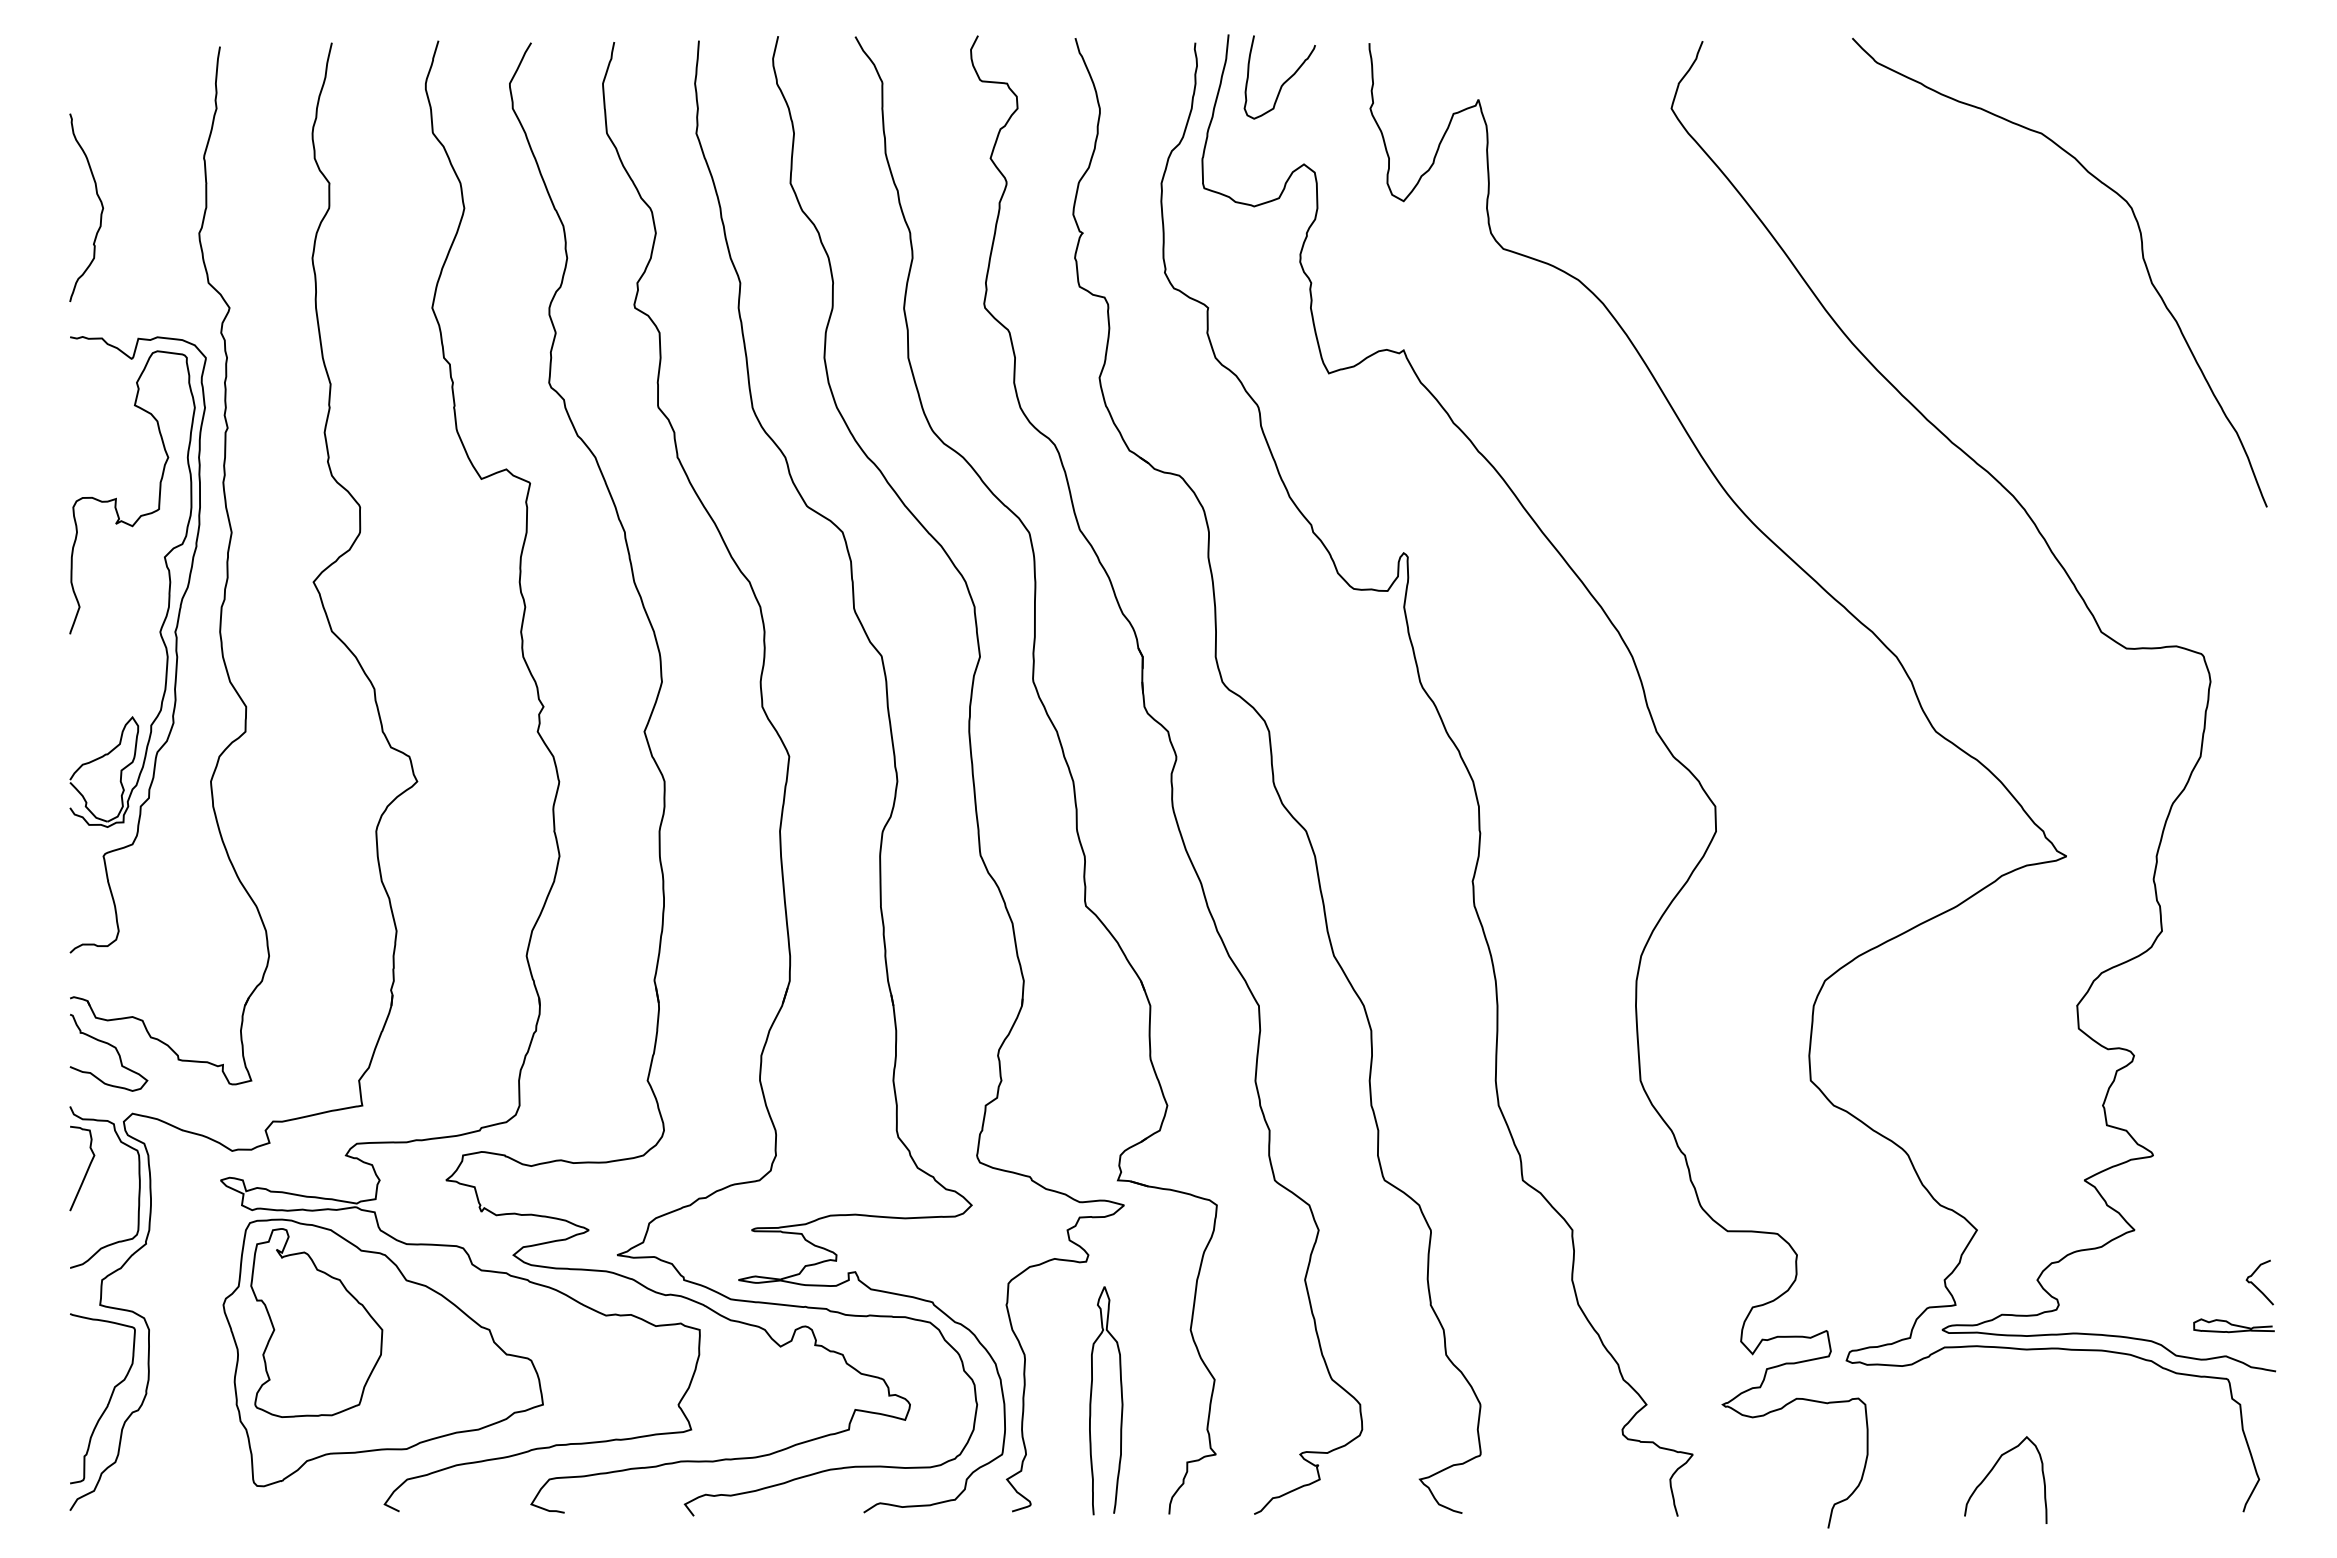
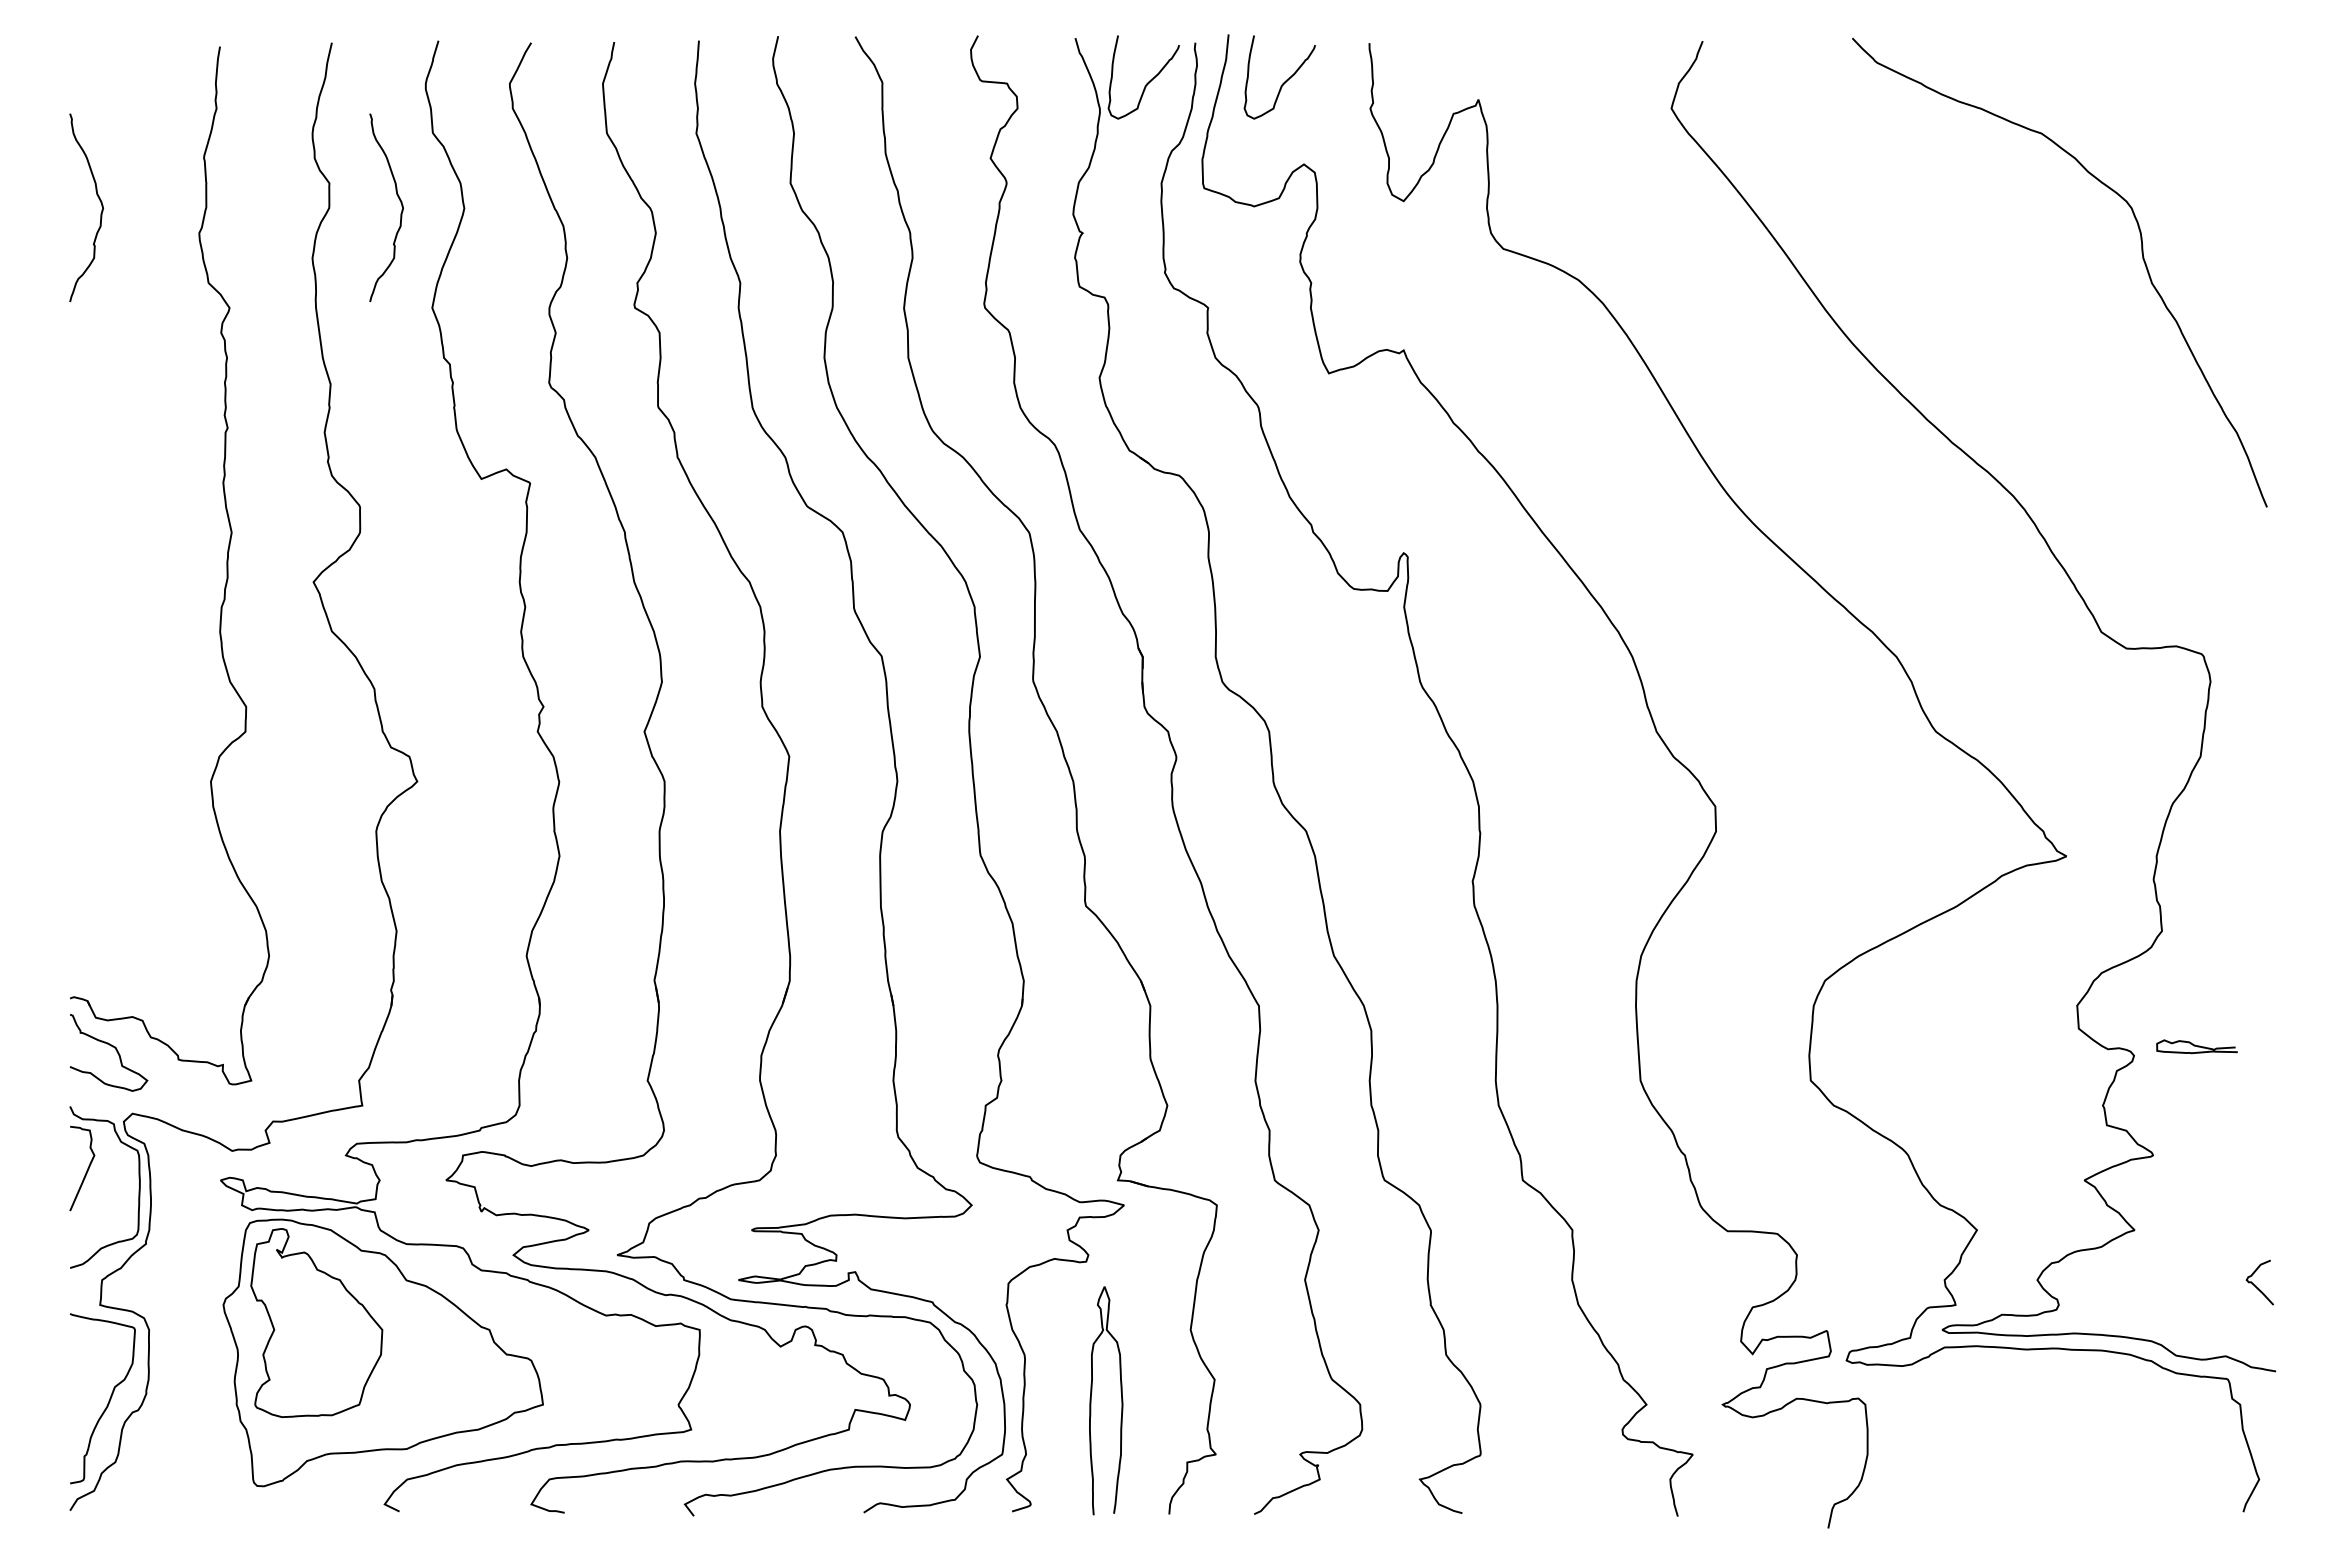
curve: none -> present (1148, 81)
curve: none -> present (400, 203)
part: present -> none (160, 636)
curve position: (2233, 1325) -> (2196, 1046) (2196, 1046)
curve: present -> none (1993, 1469)
